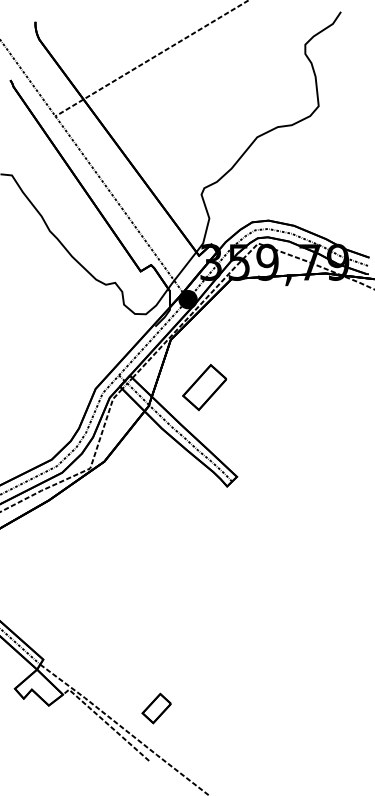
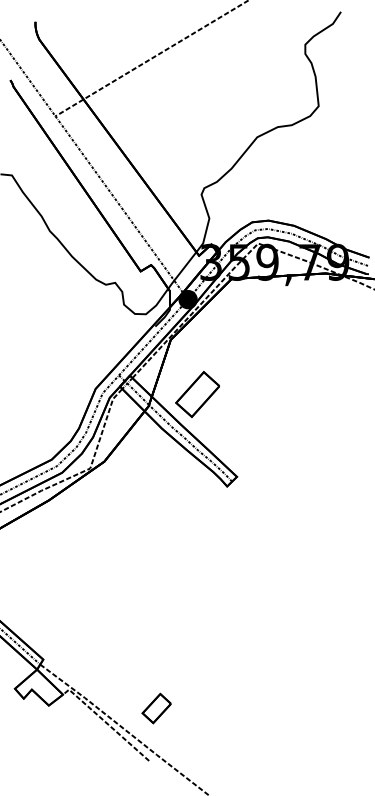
part position: (204, 387) -> (197, 394) (197, 394)
